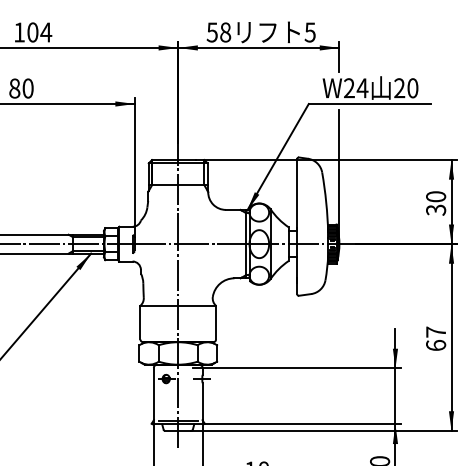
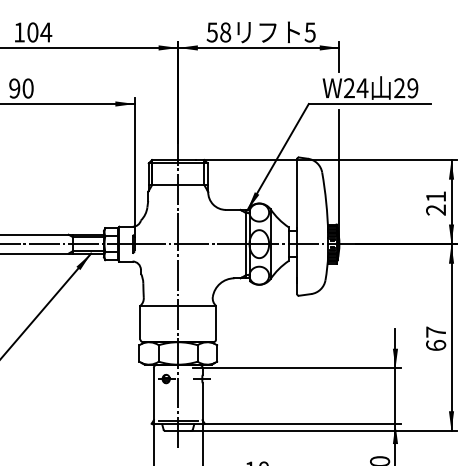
text: 80 -> 90 (14, 88)
text: 20 -> 29 (412, 88)
text: 30 -> 21 (436, 203)
